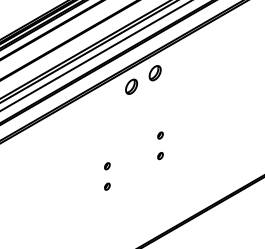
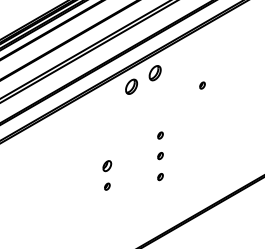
line: present -> none (95, 55)
part: none -> present (202, 85)
part size: 7x9 px -> 11x13 px (107, 166)
part: none -> present (160, 177)
